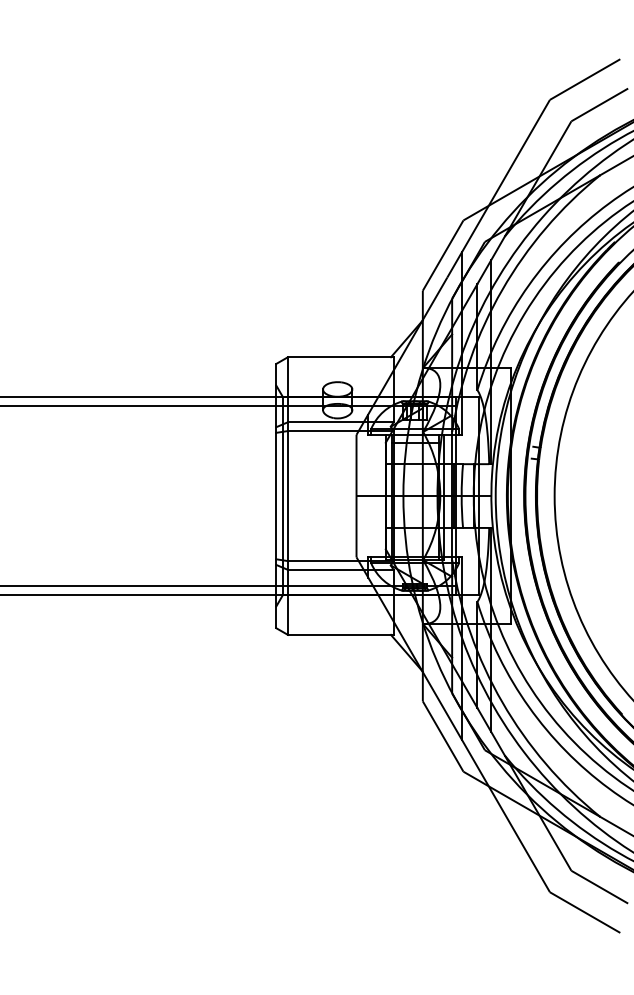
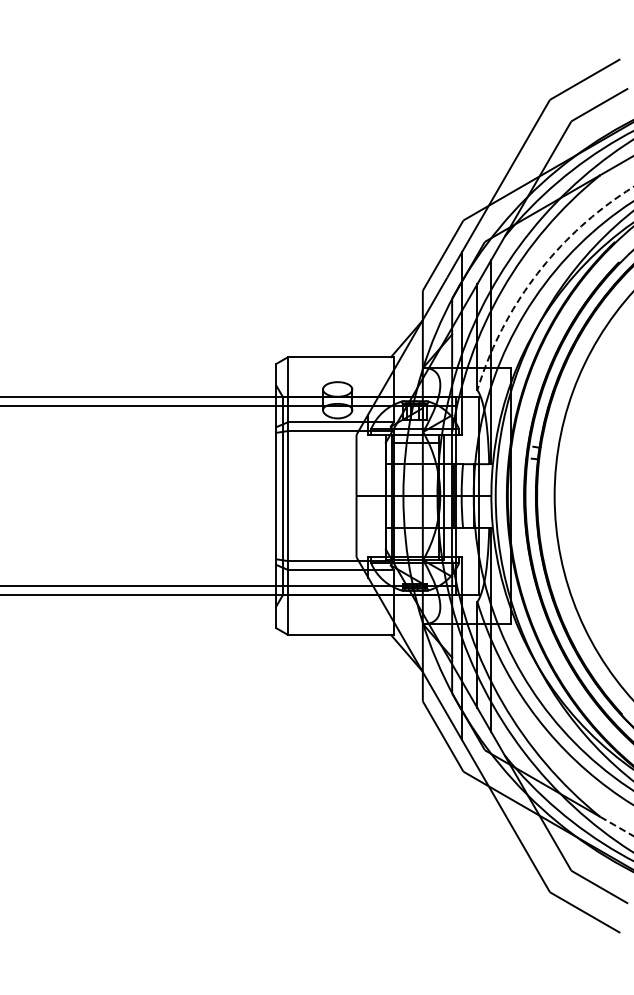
arc: solid -> dashed (537, 273)
line: solid -> dashed (616, 826)
